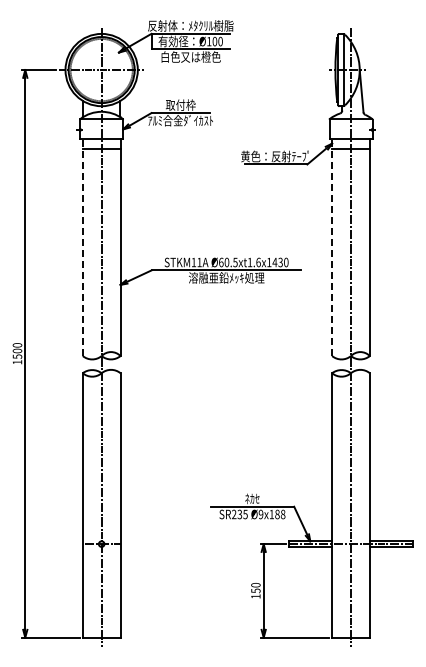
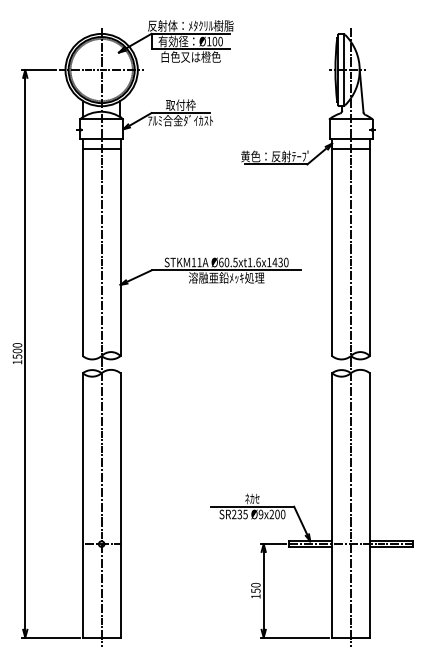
line: dashed -> solid (82, 247)
line: dashed -> solid (332, 247)
text: Ø9x188 -> Ø9x200 (277, 513)
